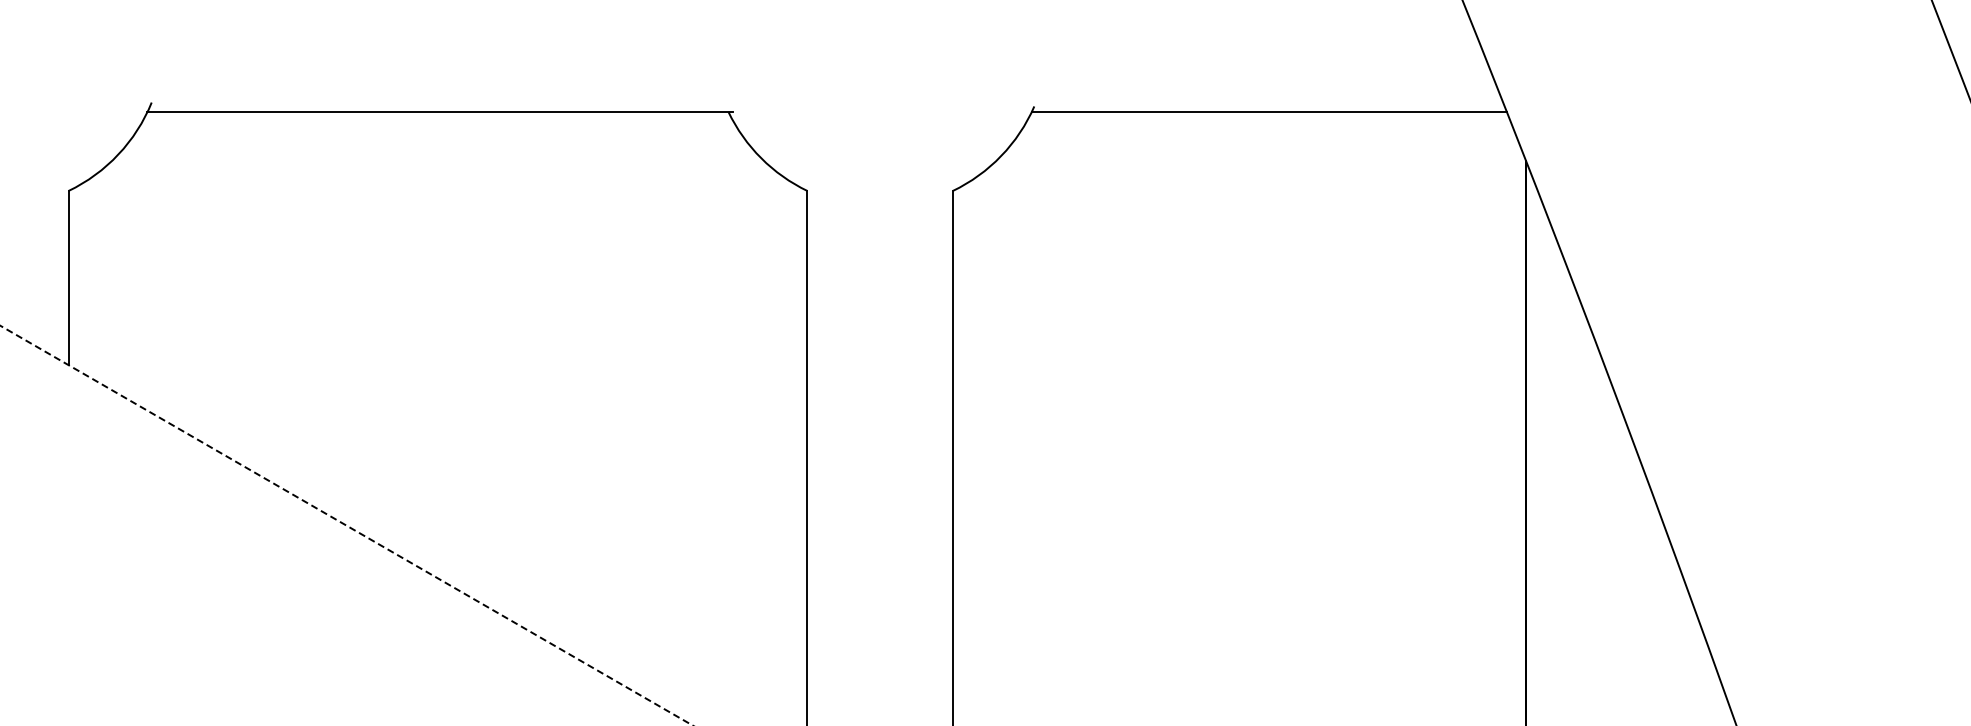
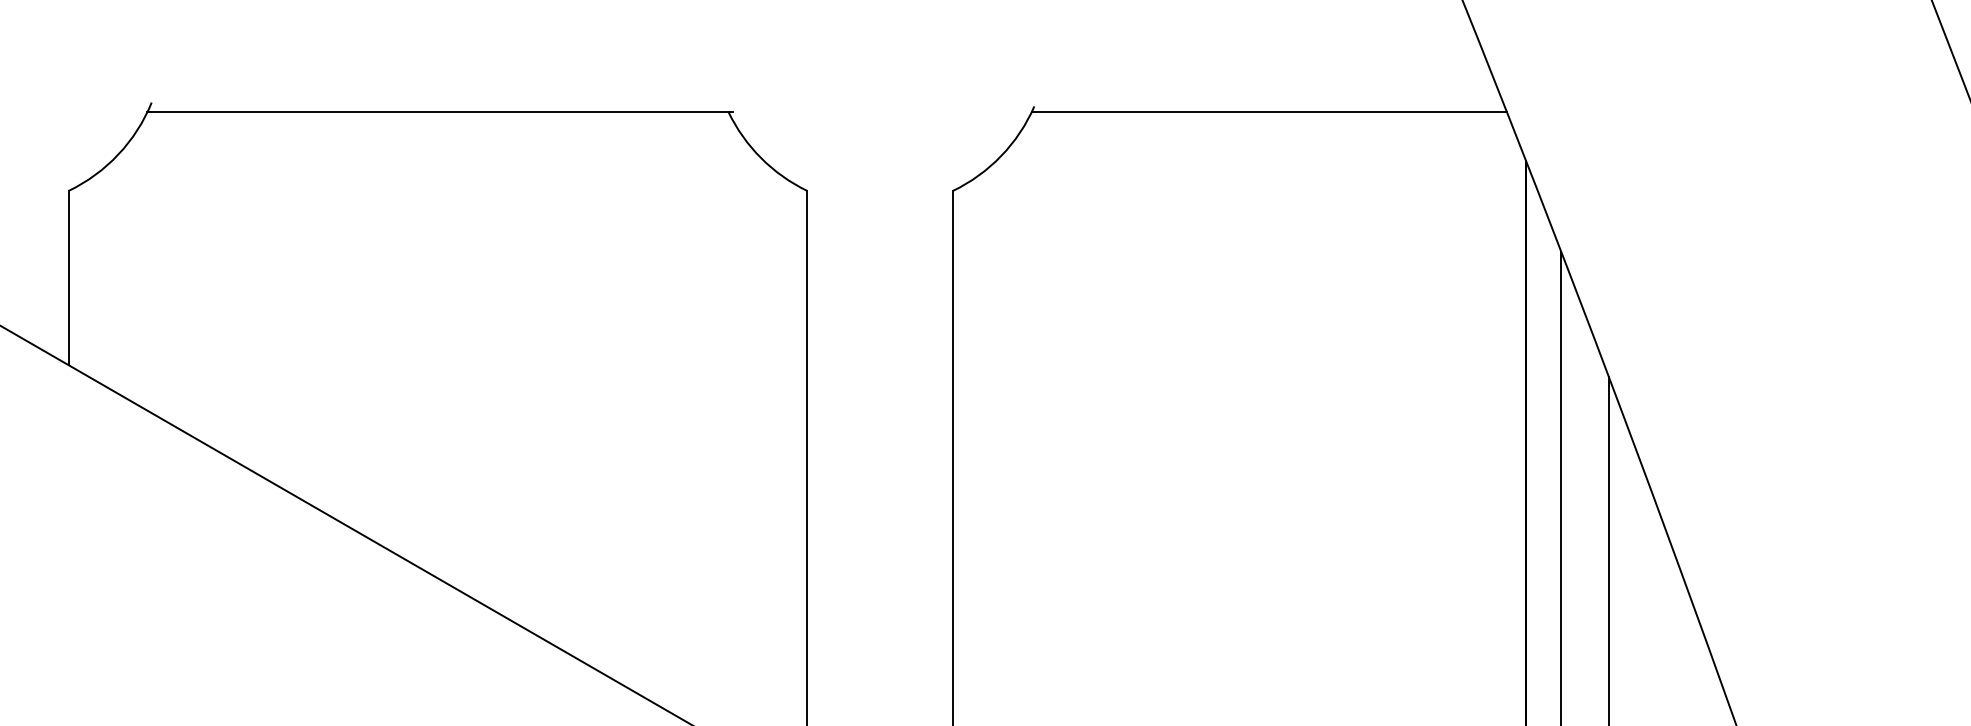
line: none -> present (1561, 486)
line: dashed -> solid (347, 525)
line: none -> present (1608, 549)
